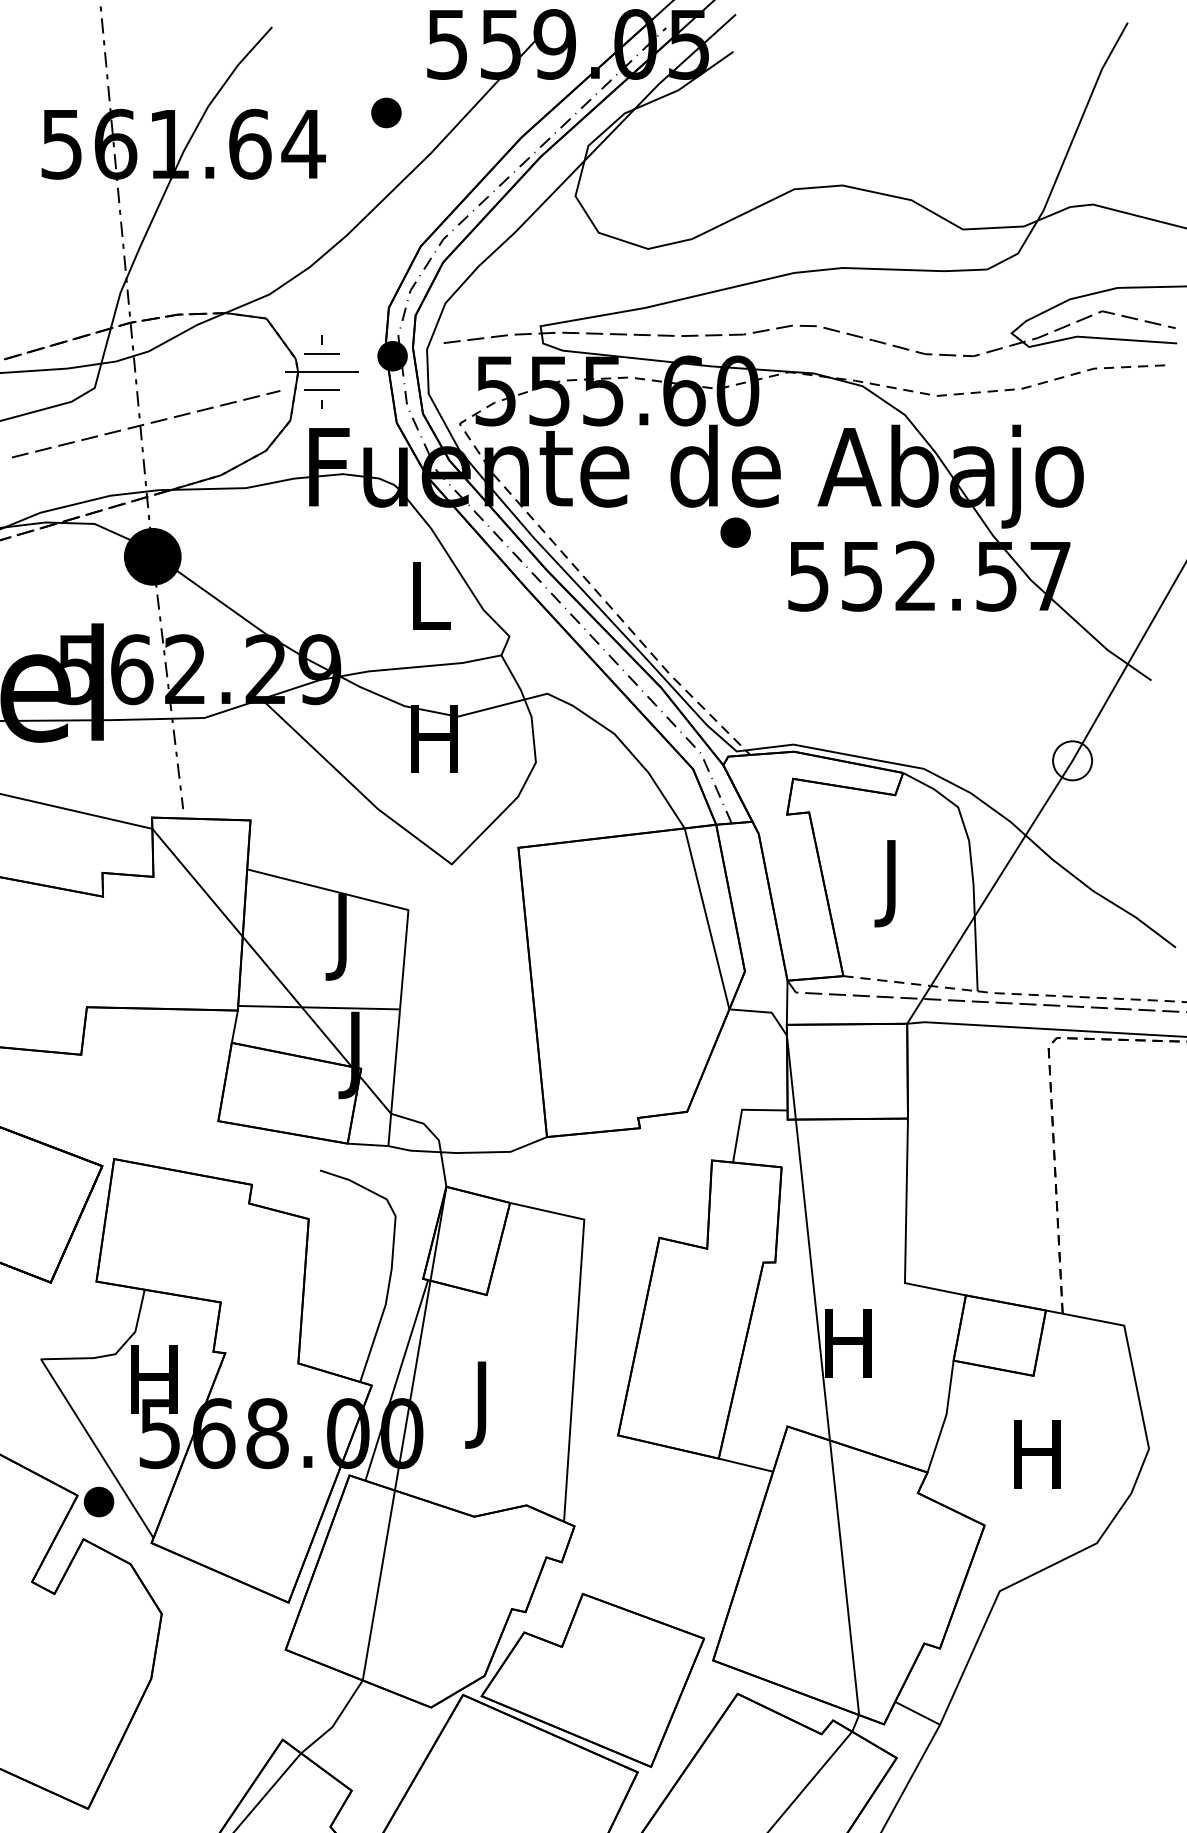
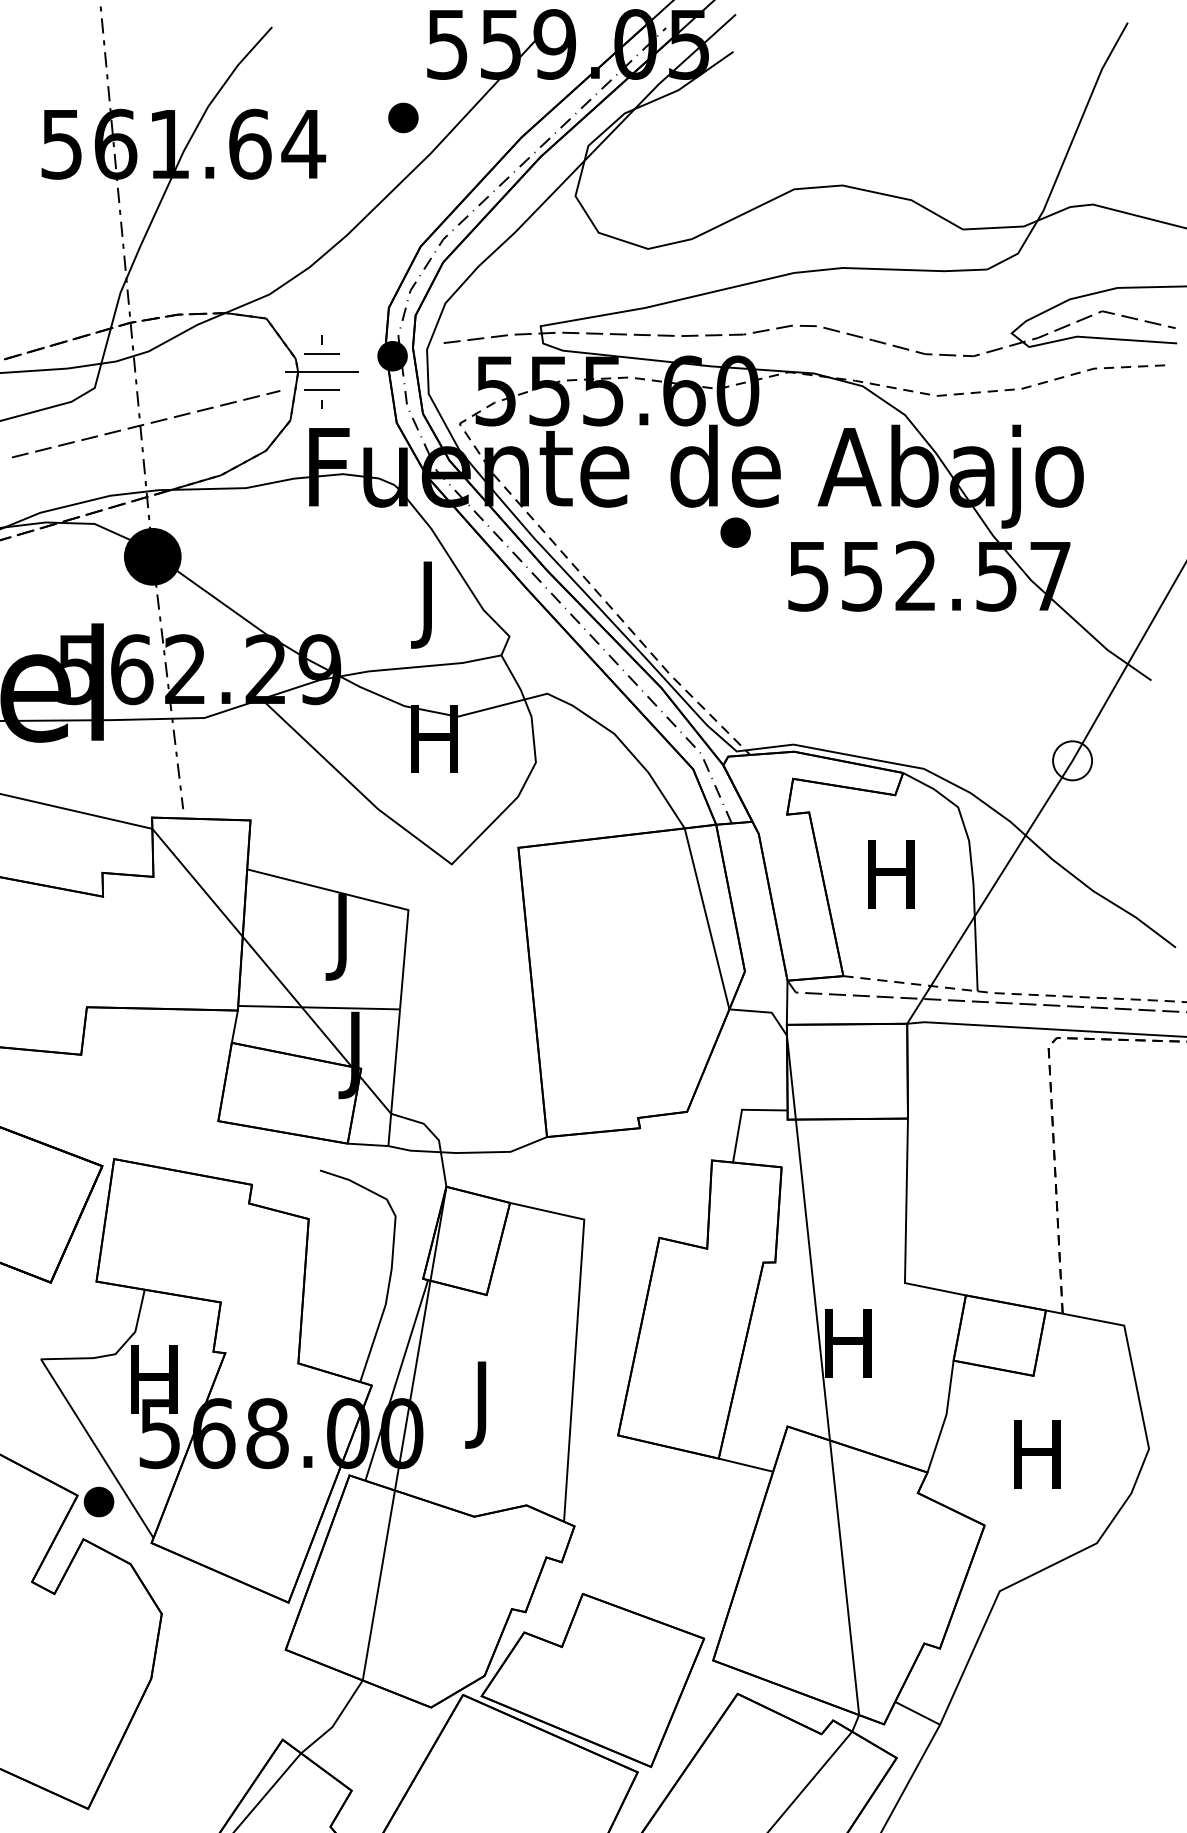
part position: (386, 112) -> (403, 117) (403, 117)
text: L -> J (430, 604)
text: J -> H (891, 883)
